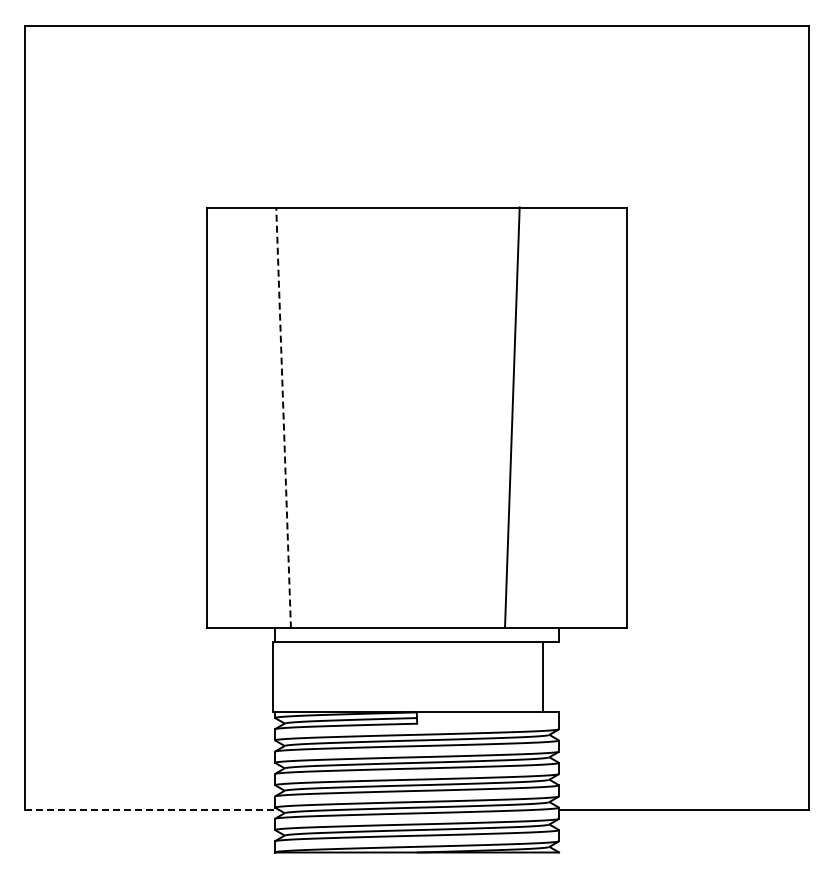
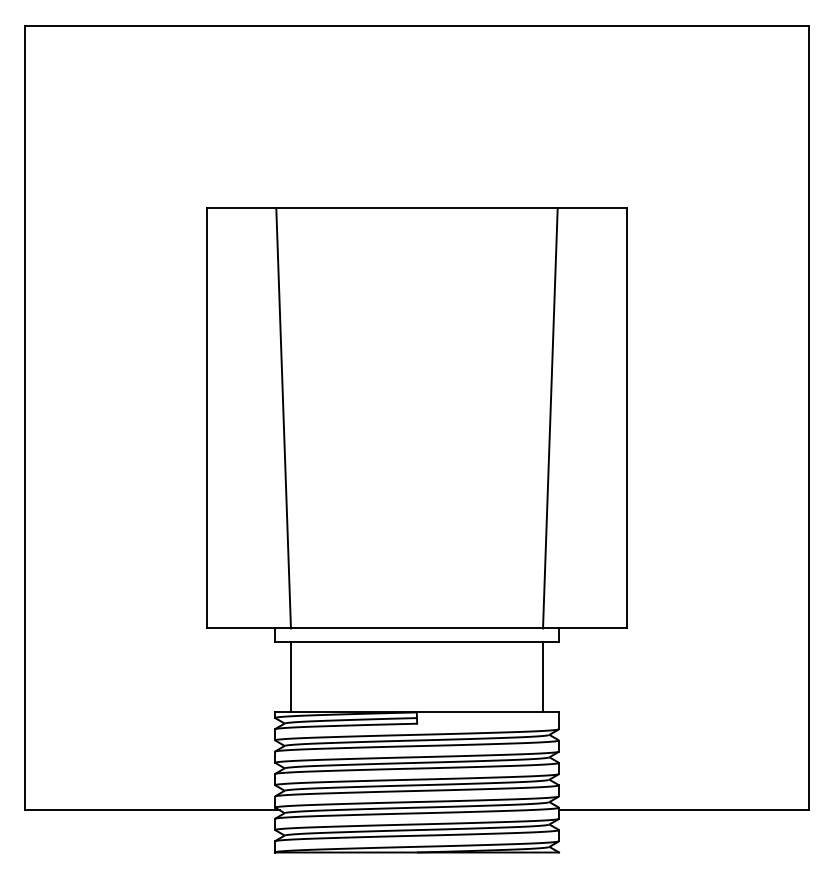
line: dashed -> solid (283, 417)
line position: (512, 417) -> (550, 418) (550, 418)
line position: (272, 677) -> (290, 677) (290, 677)
line: dashed -> solid (152, 810)
